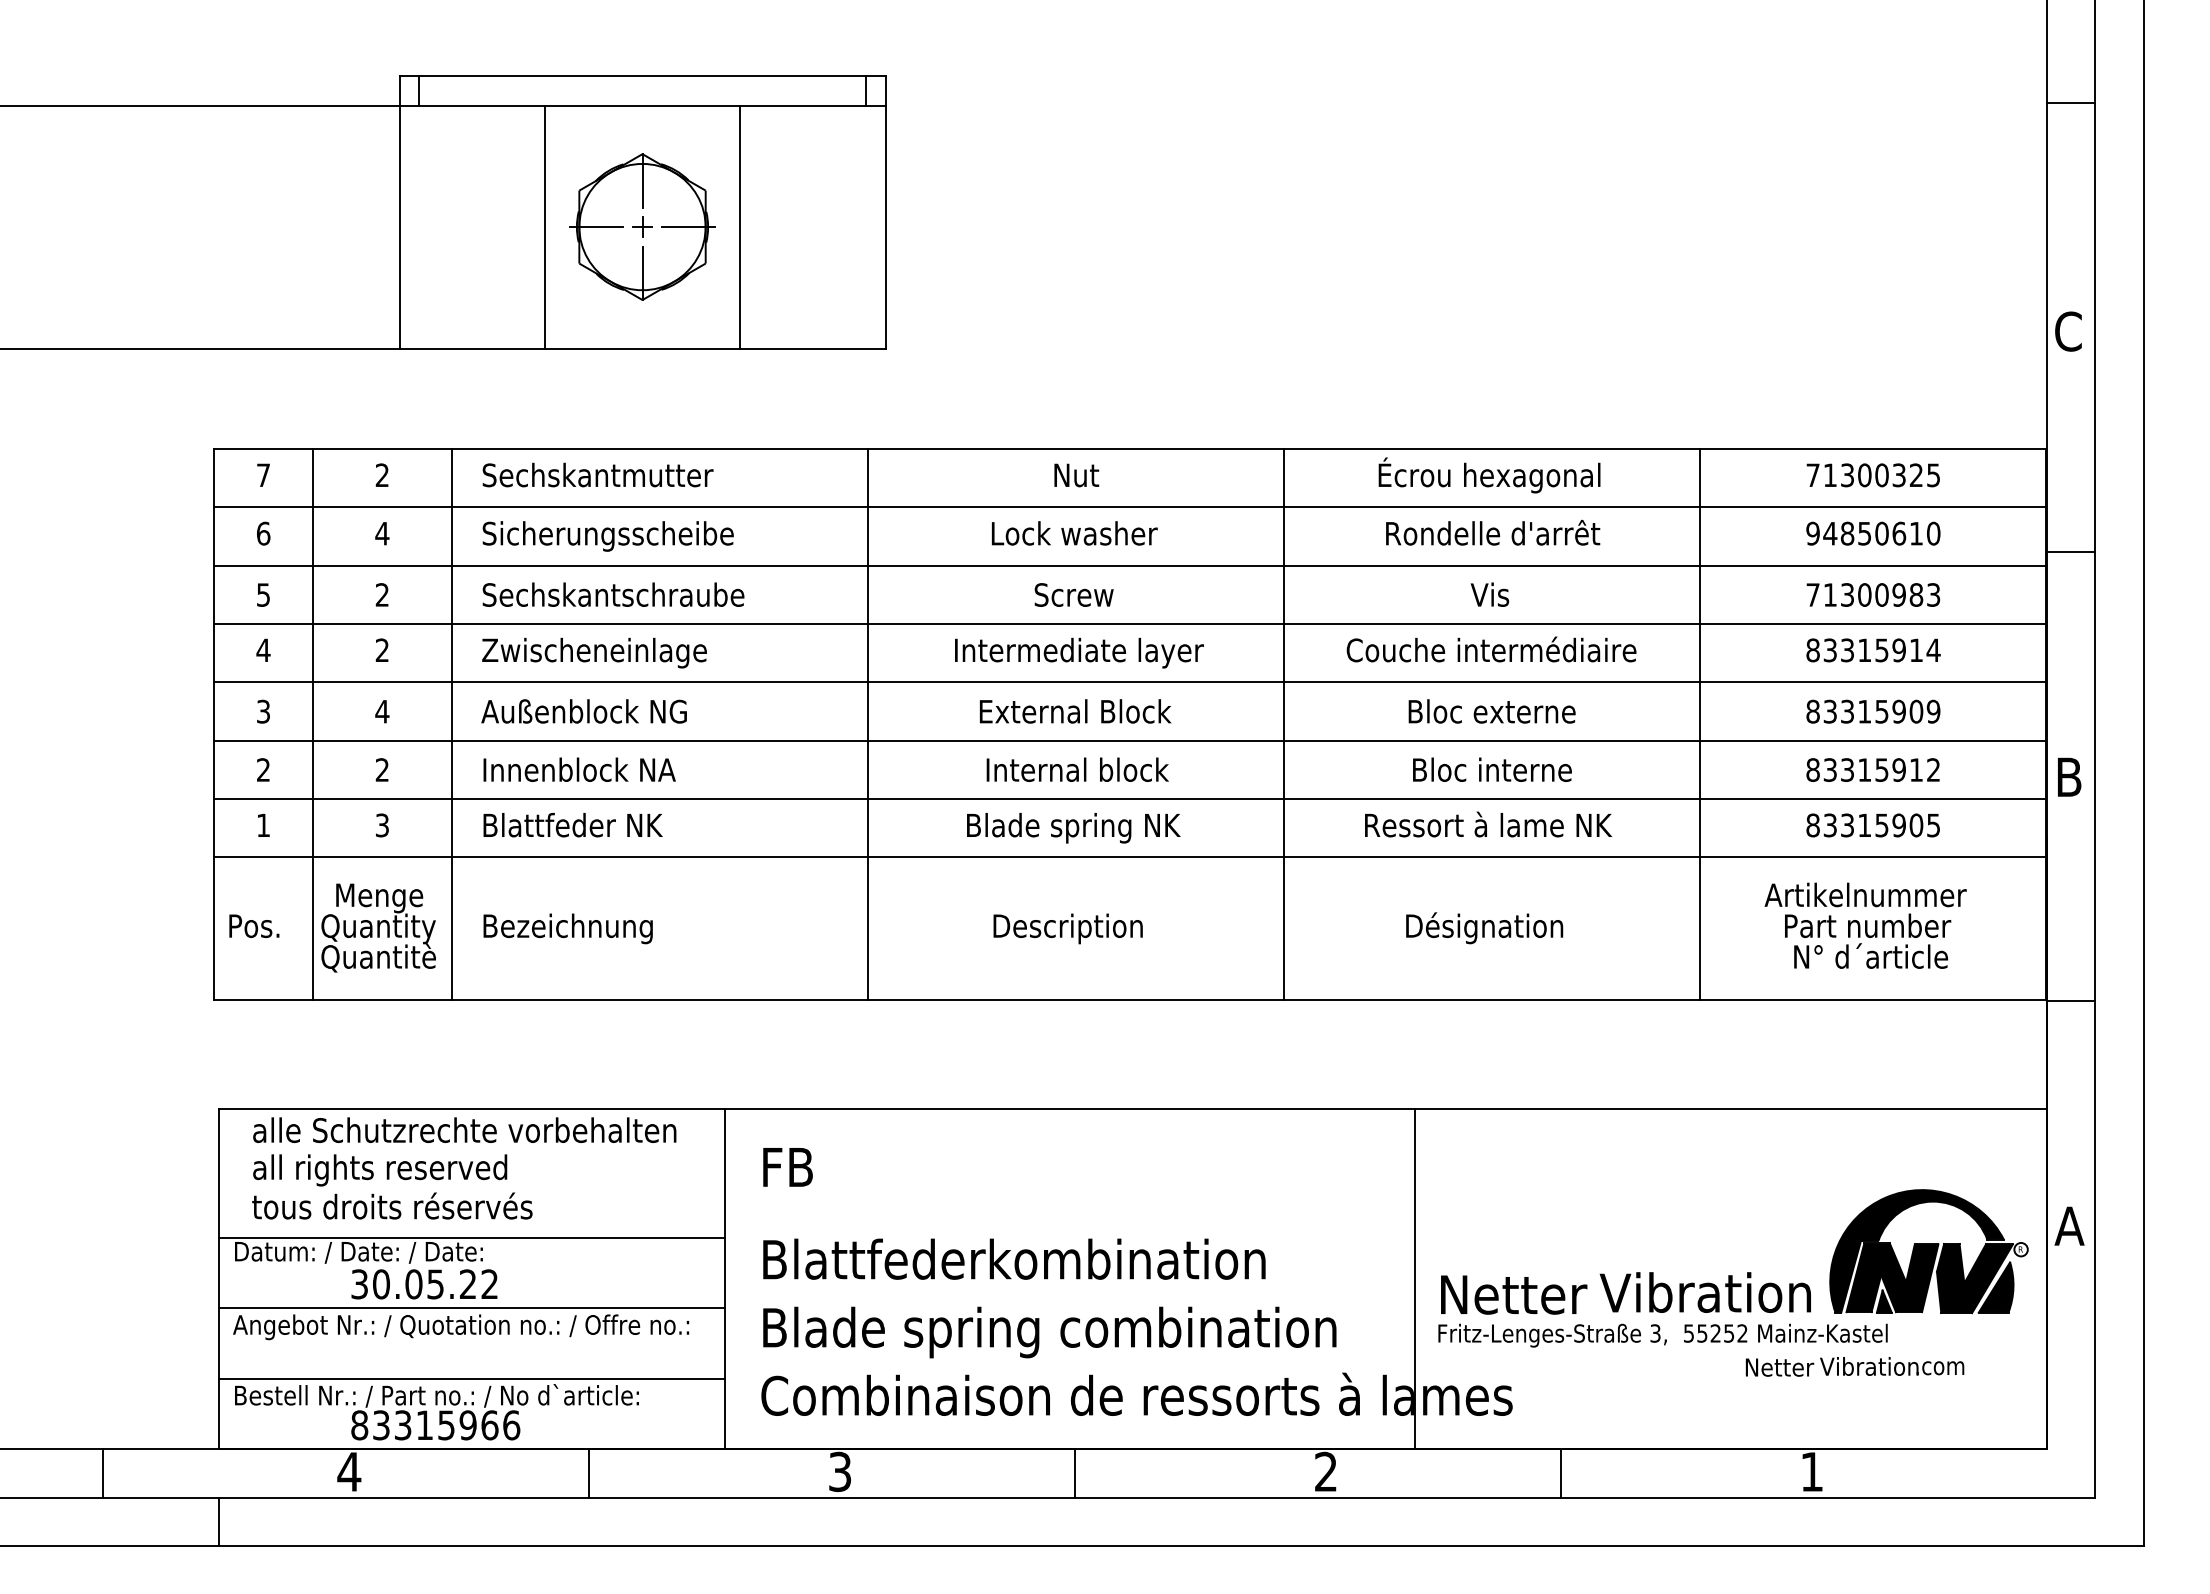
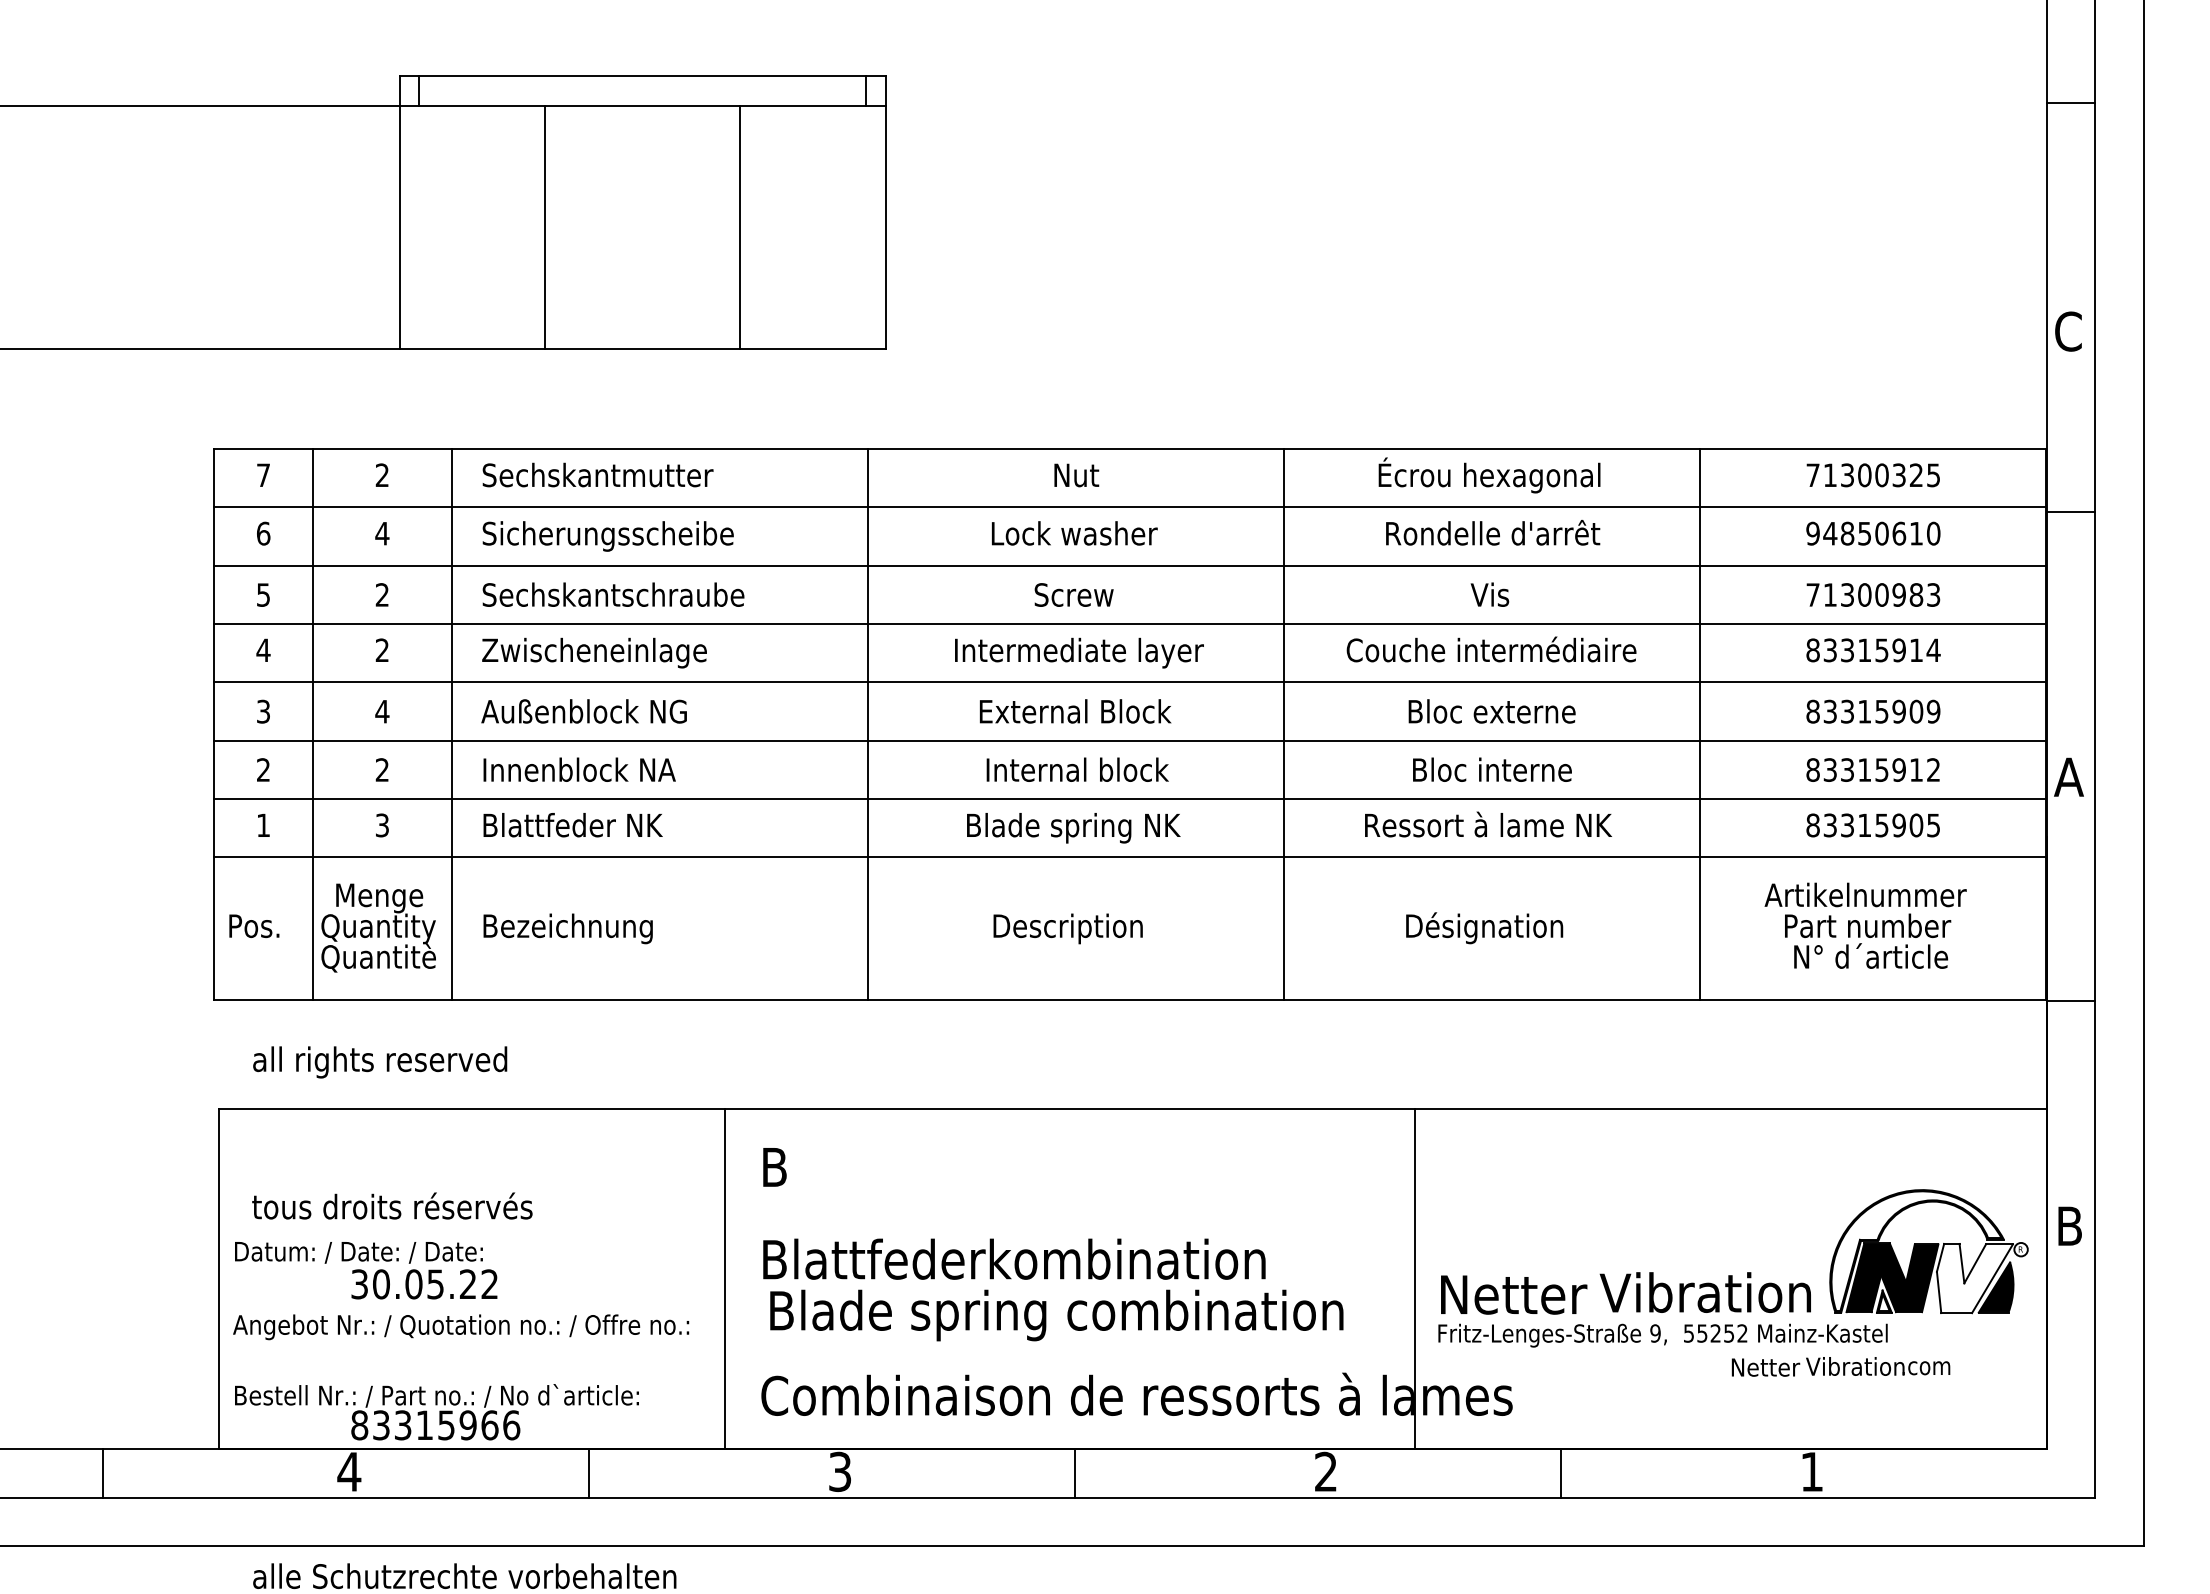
part: present -> none (642, 226)
line position: (2070, 551) -> (2070, 511) (2070, 511)
text: B -> A (2068, 776)
text position: (464, 1129) -> (464, 1575) (464, 1575)
text: FB -> B (789, 1167)
text position: (380, 1170) -> (380, 1062) (380, 1062)
text: A -> B (2069, 1225)
line: present -> none (471, 1237)
fill: present -> none (1916, 1251)
fill: present -> none (1974, 1278)
fill: present -> none (1883, 1302)
line: present -> none (471, 1308)
text position: (1049, 1332) -> (1056, 1315) (1056, 1315)
text: 3, -> 9, (1655, 1333)
text position: (1854, 1366) -> (1840, 1366) (1840, 1366)
line: present -> none (471, 1378)
line: present -> none (219, 1521)
